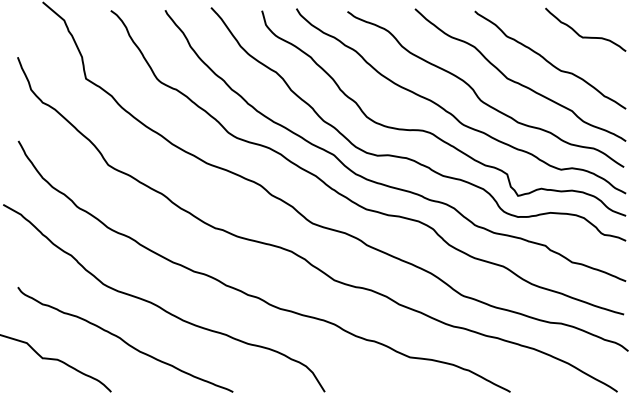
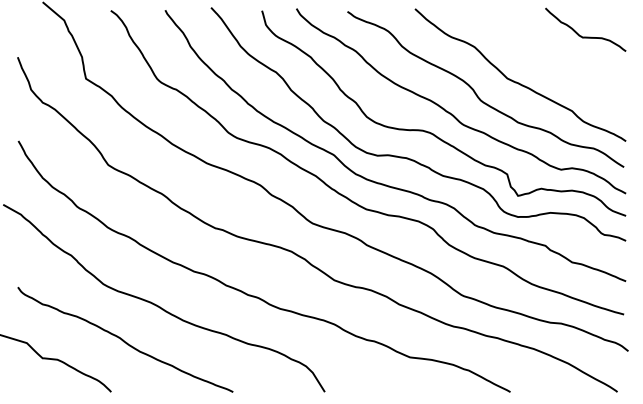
curve: present -> none (548, 60)
